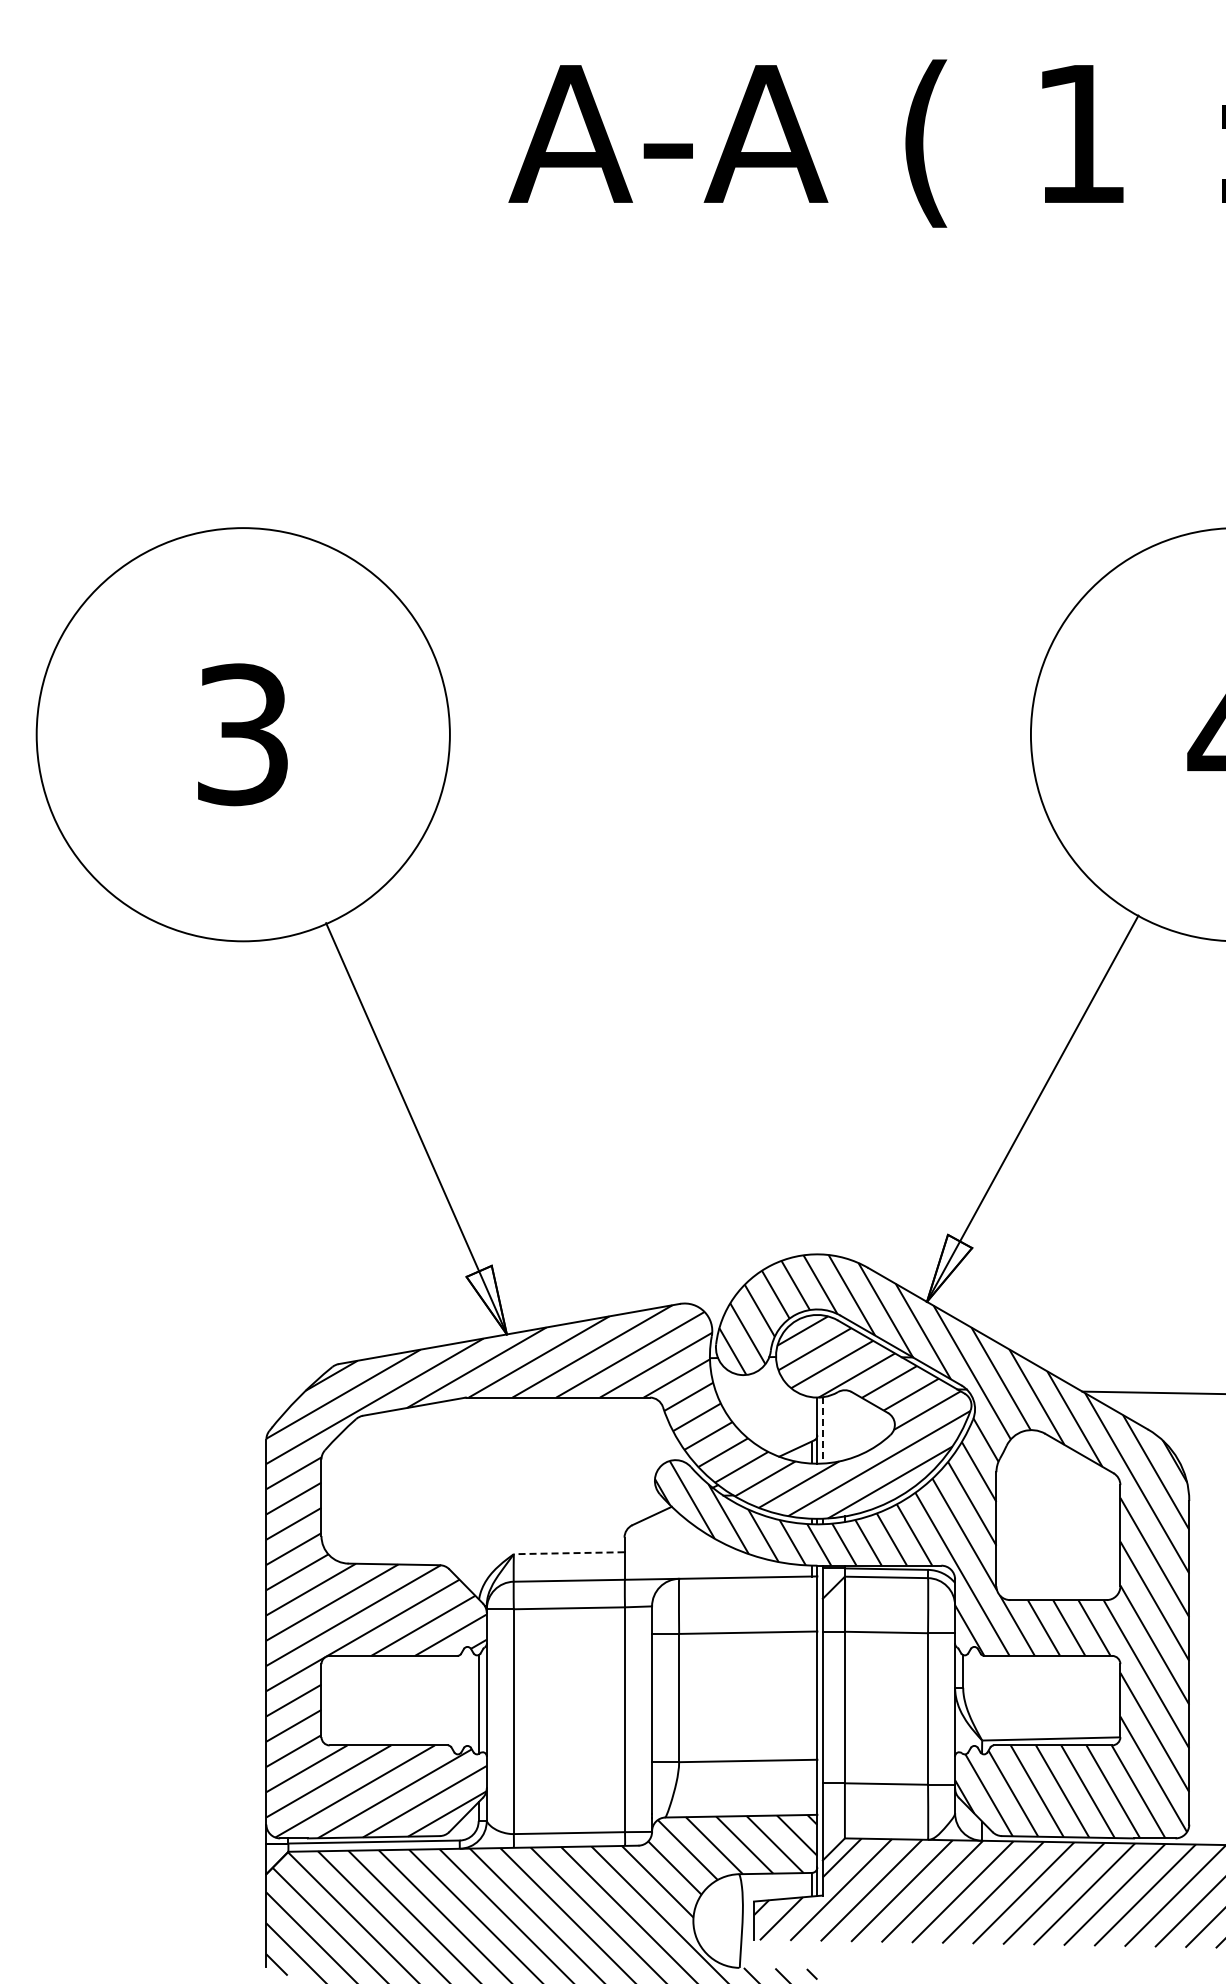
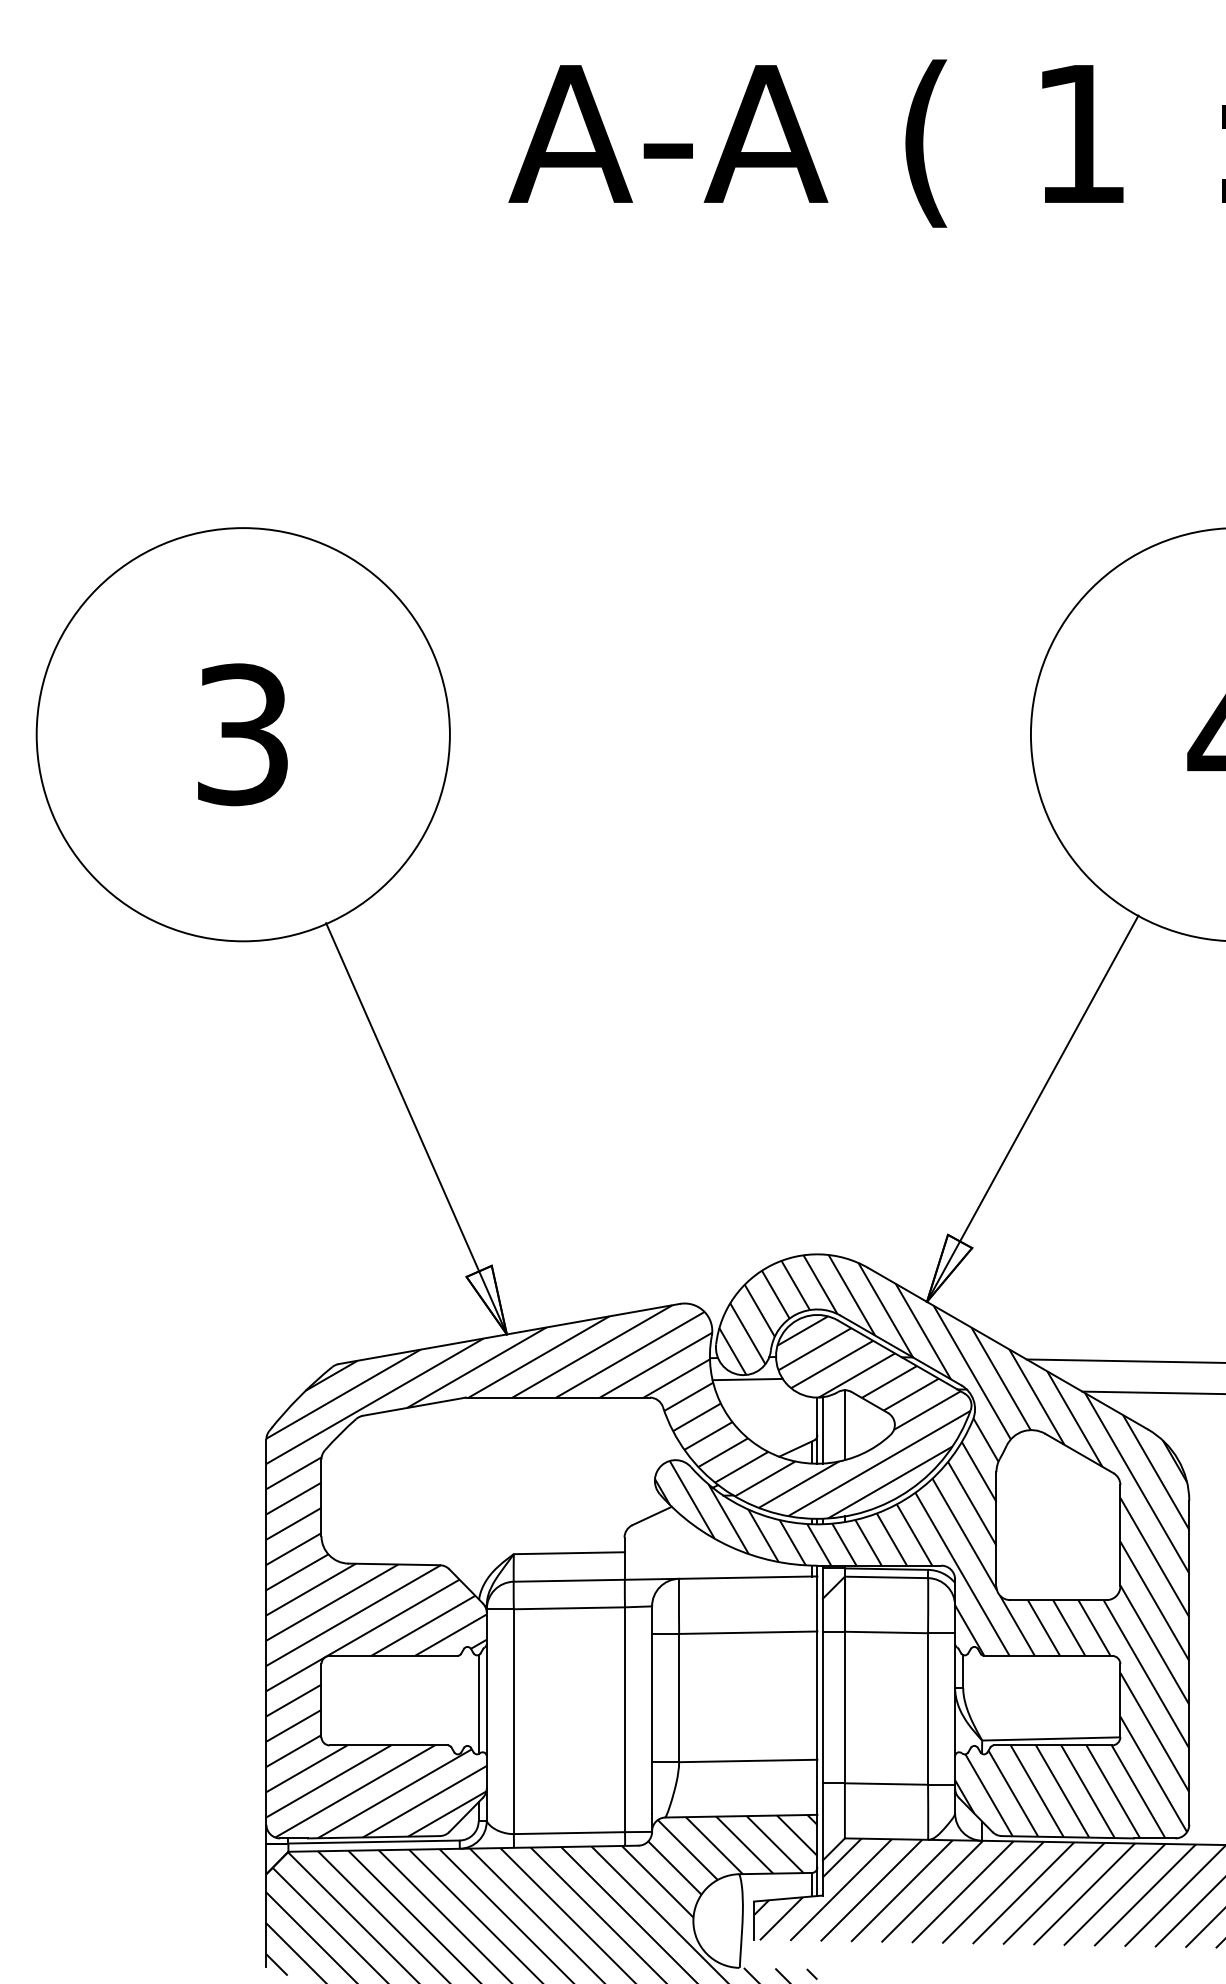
line: none -> present (1124, 1360)
line: none -> present (747, 1379)
line: none -> present (844, 1425)
line: dashed -> solid (822, 1430)
line: dashed -> solid (568, 1553)
